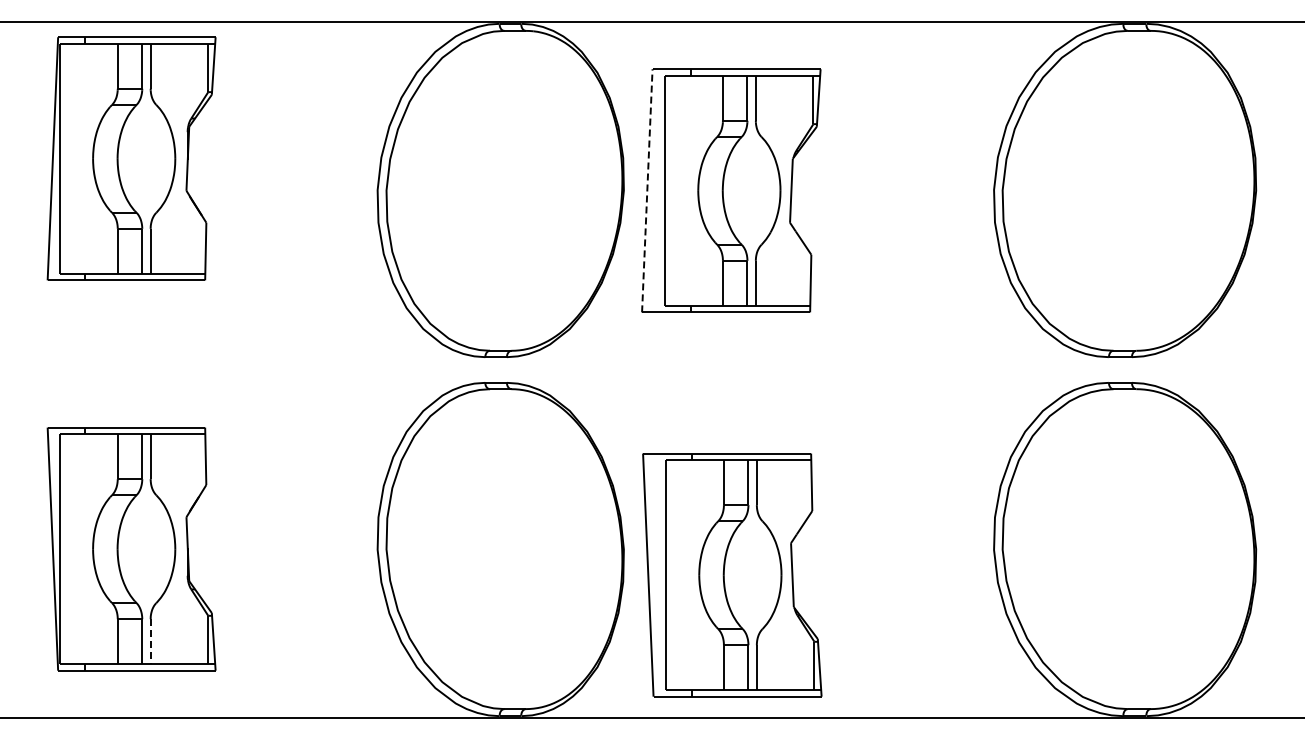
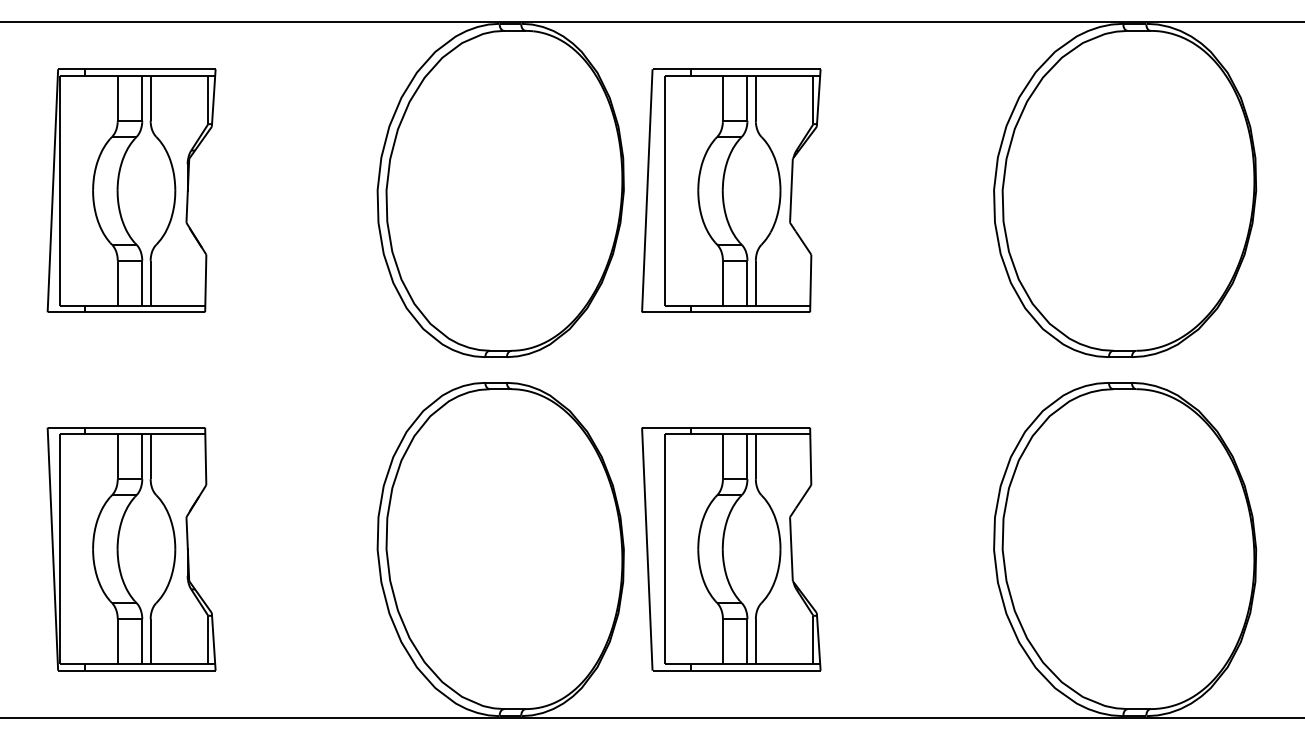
part position: (131, 158) -> (131, 190) (131, 190)
line: dashed -> solid (647, 190)
part position: (732, 575) -> (731, 549) (731, 549)
line: dashed -> solid (150, 641)
